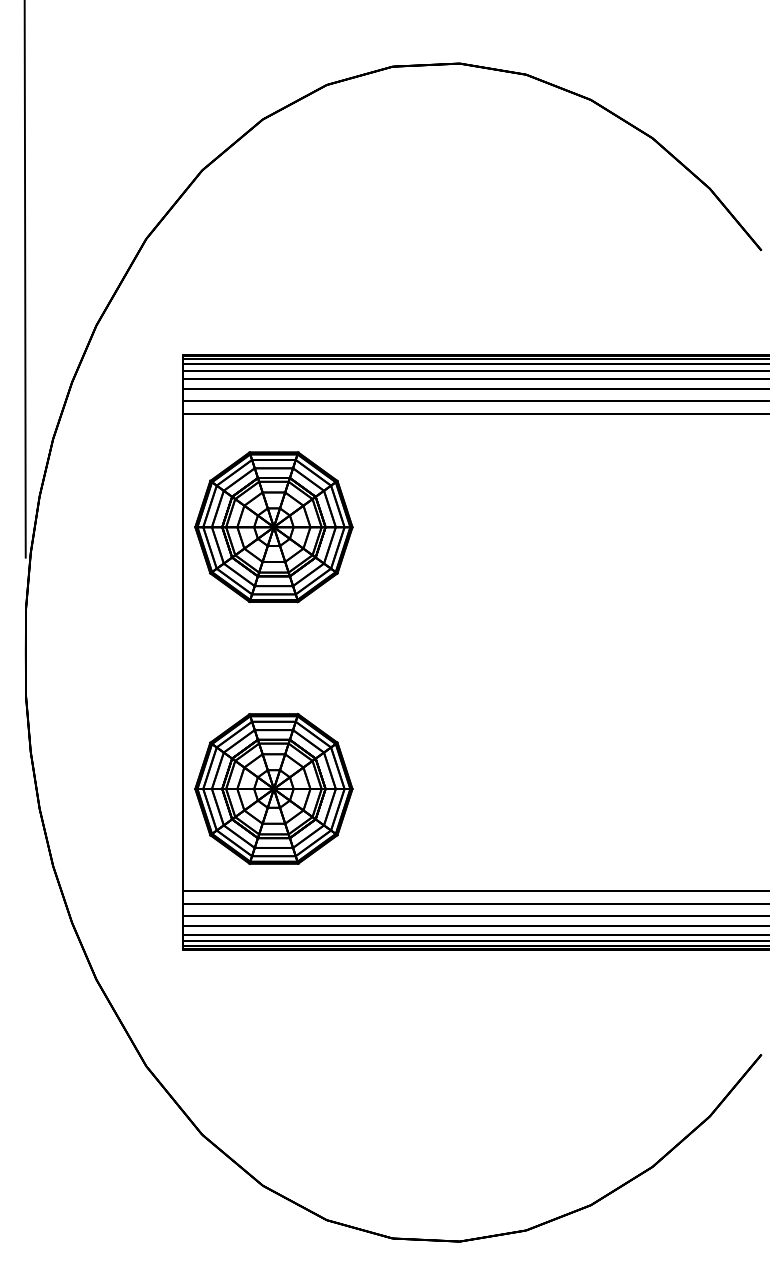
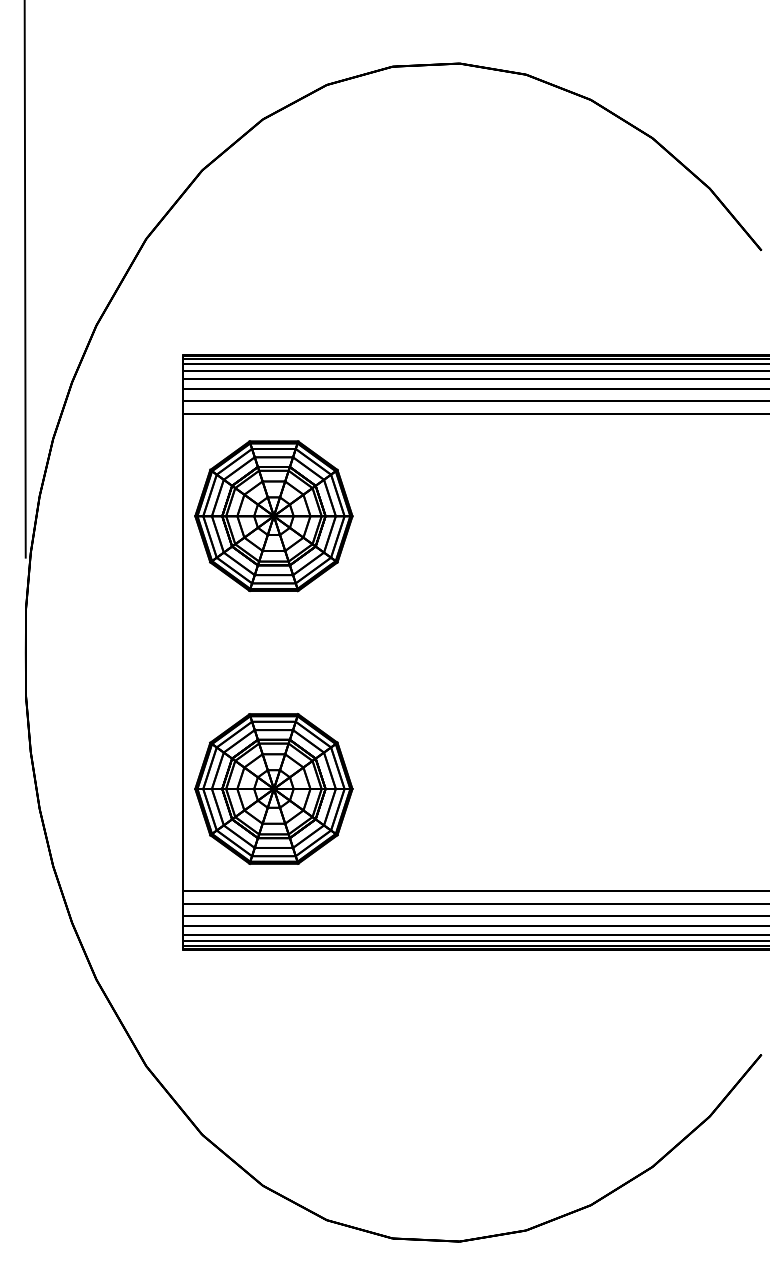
part position: (273, 527) -> (273, 516) (273, 516)
